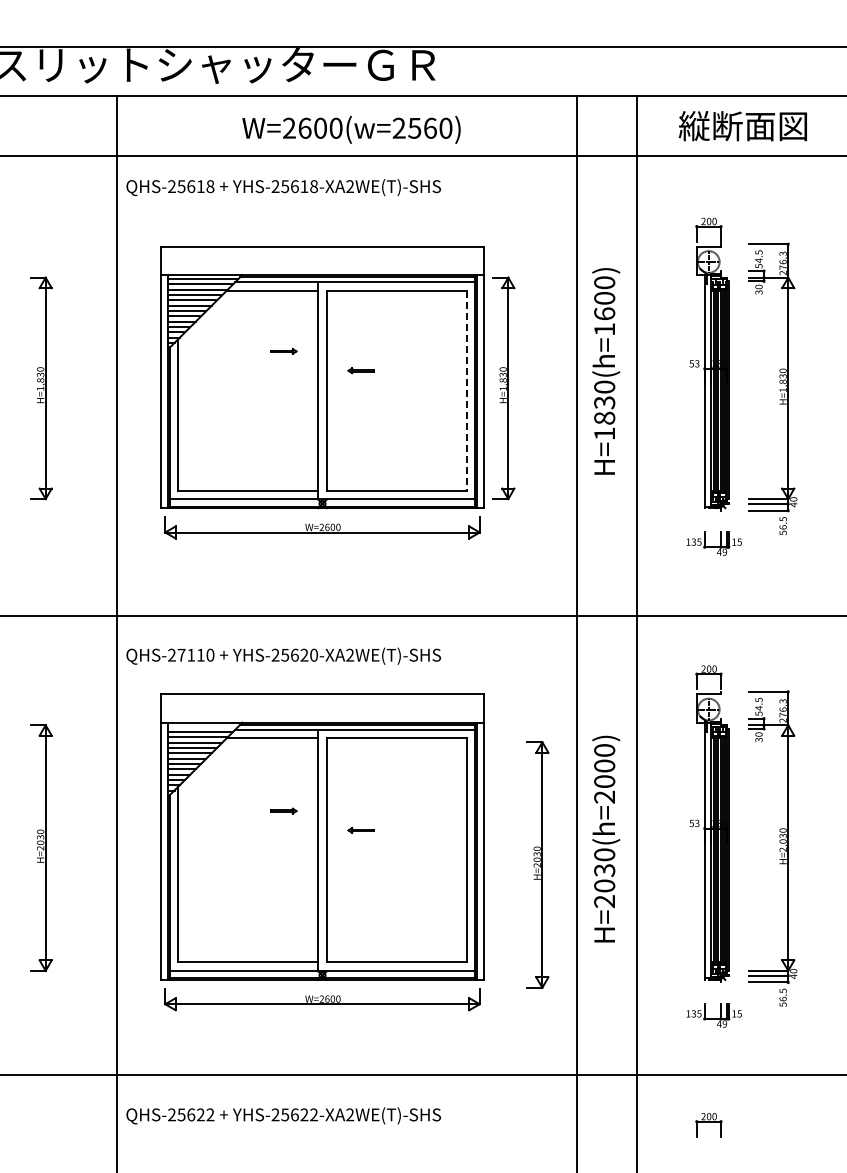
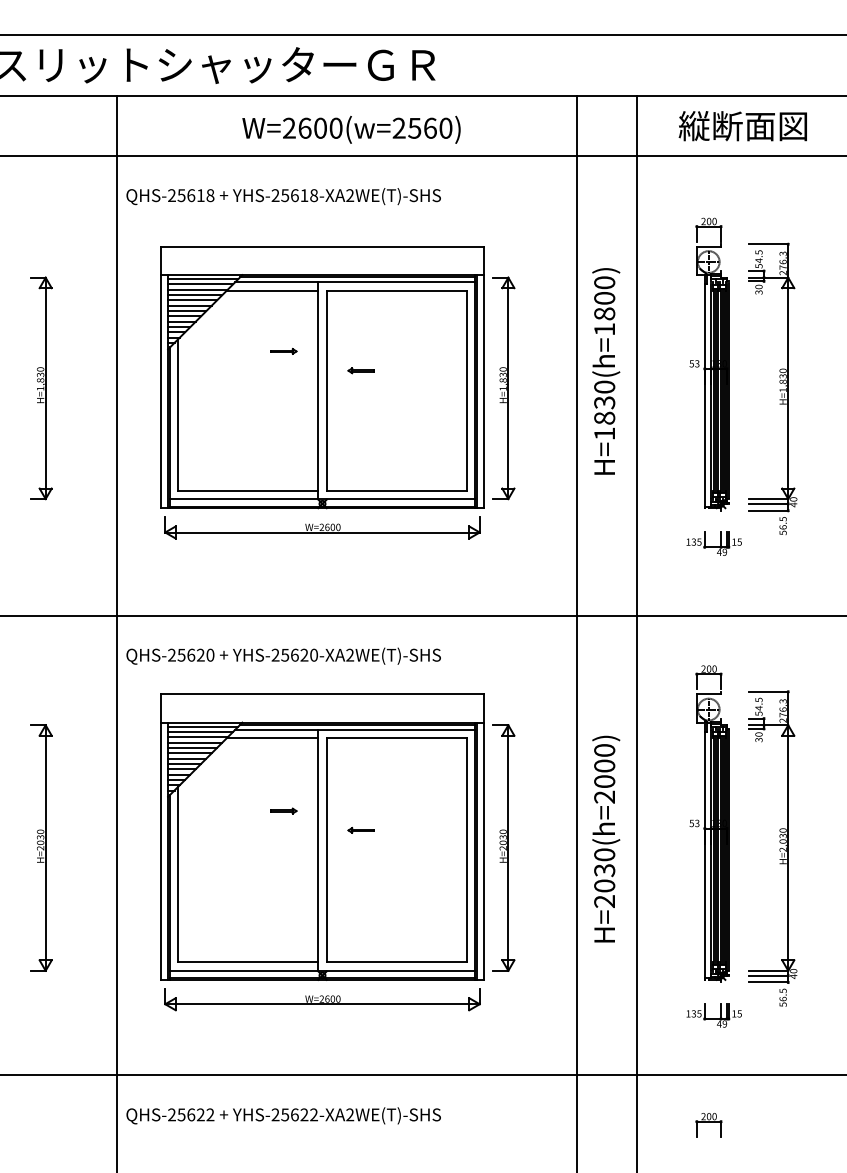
line position: (422, 47) -> (422, 35) (422, 35)
text position: (283, 187) -> (283, 196) (283, 196)
text: H=1830(h=1600) -> H=1830(h=1800) (604, 313)
line: dashed -> solid (466, 390)
text: QHS-27110 -> QHS-25620 (190, 654)
line: none -> present (203, 726)
part position: (537, 864) -> (503, 847) (503, 847)
